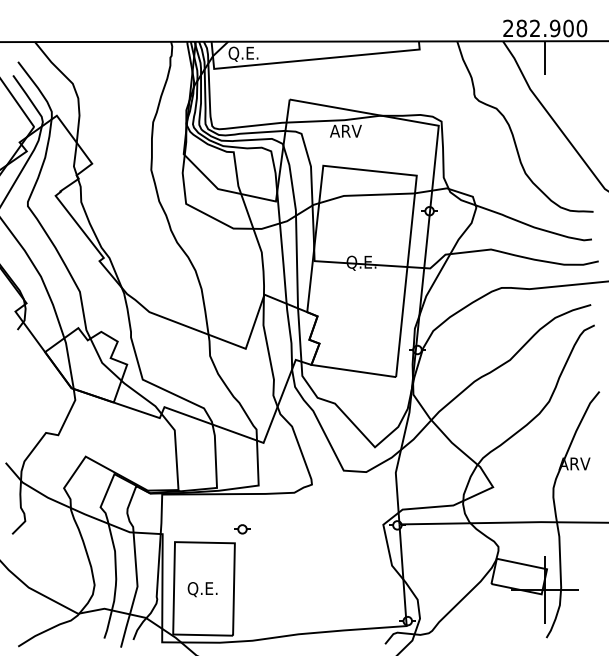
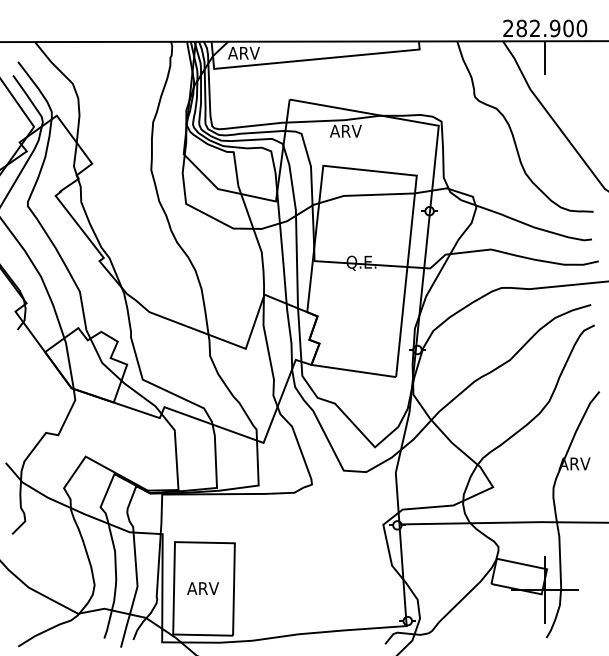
text: Q.E. -> ARV (243, 53)
part: present -> none (242, 529)
text: Q.E. -> ARV (202, 589)
